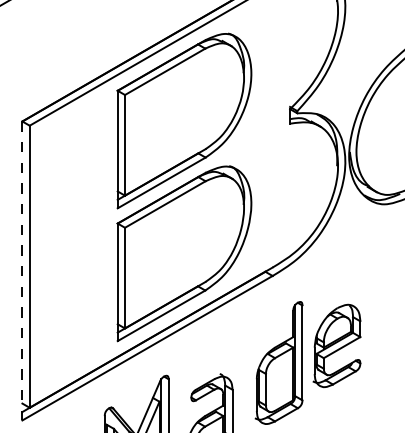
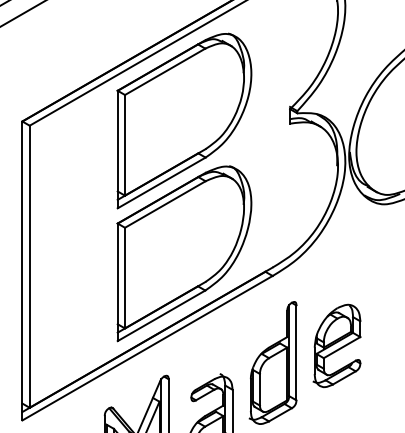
line: none -> present (22, 13)
line: dashed -> solid (22, 271)
part position: (278, 362) -> (272, 362) (272, 362)
